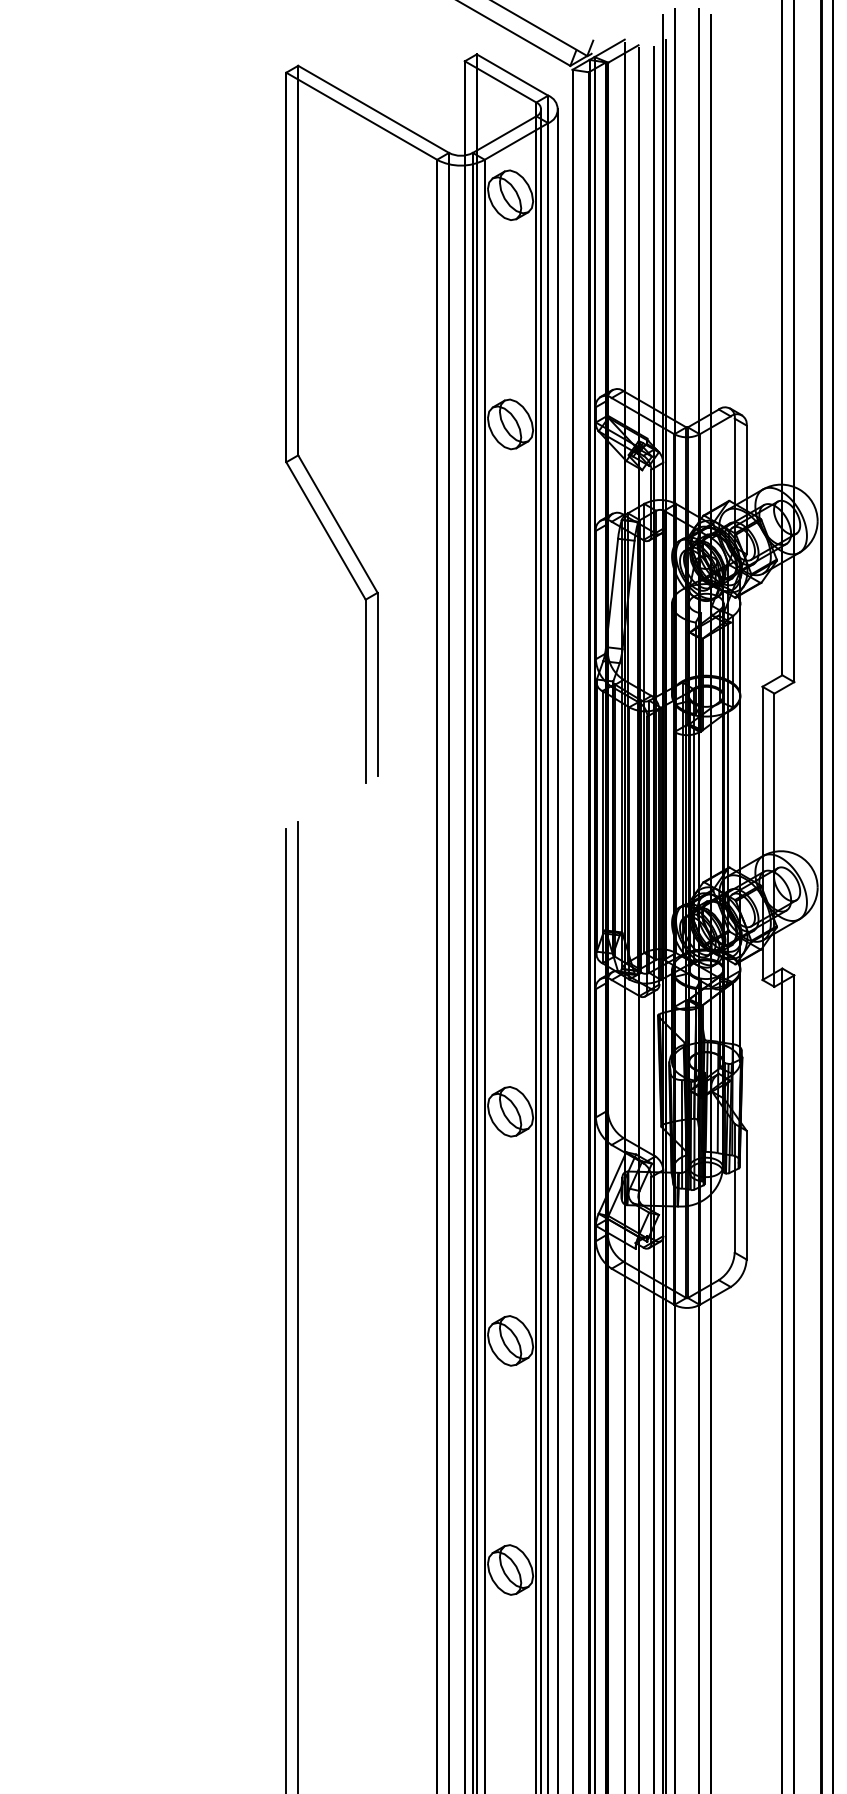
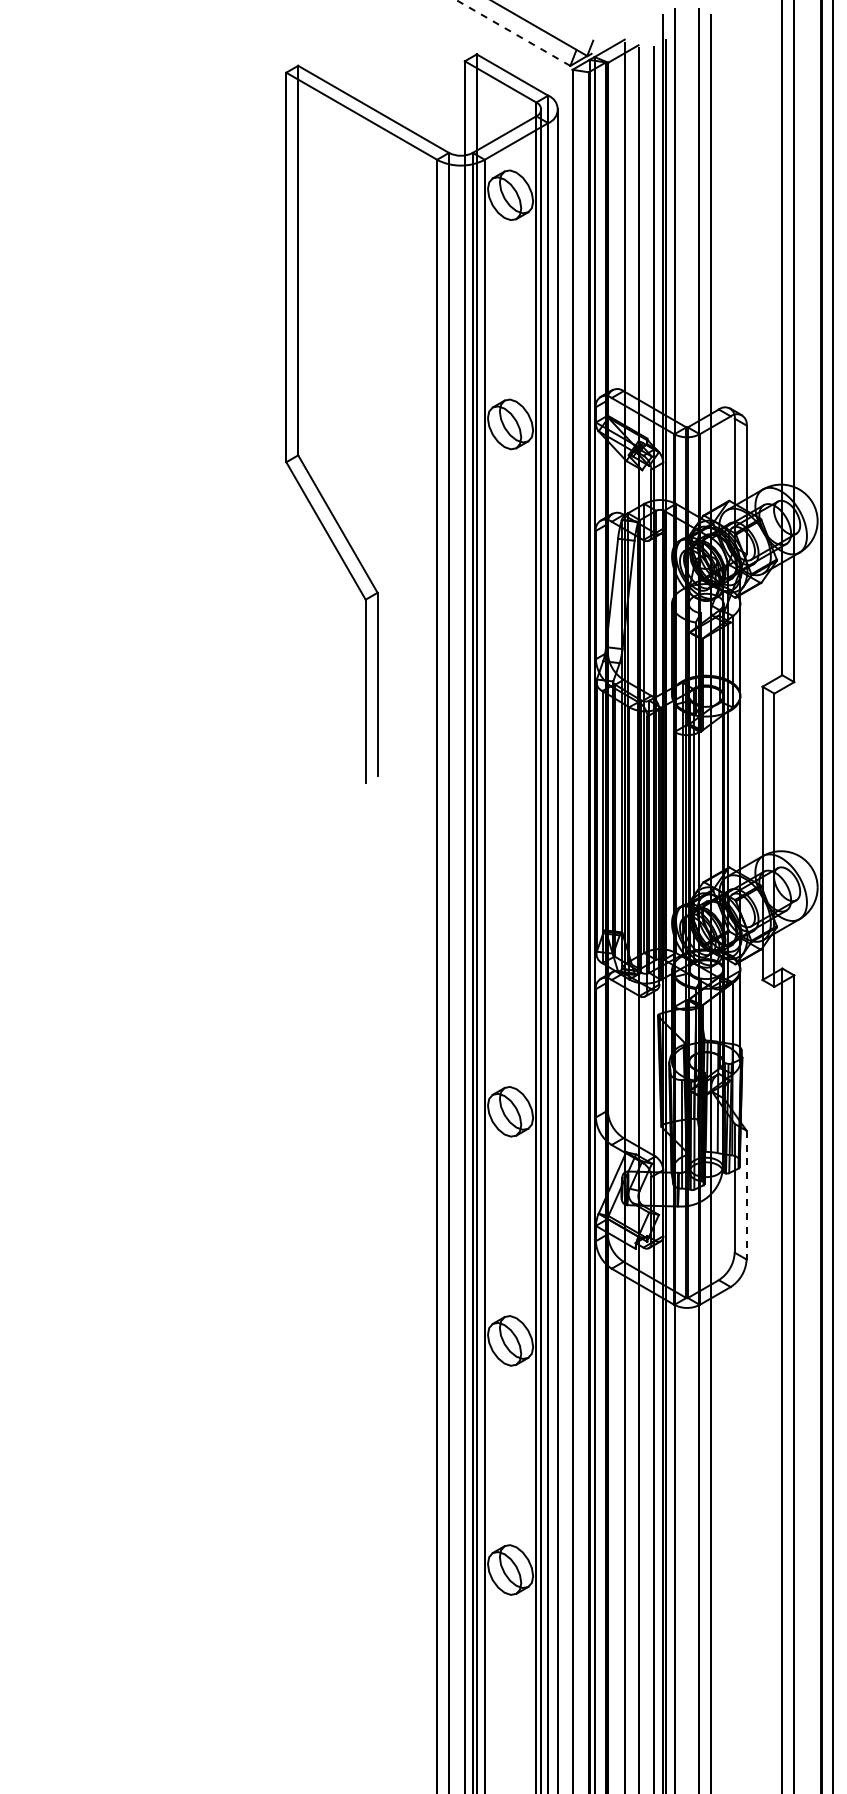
line: solid -> dashed (513, 33)
line: solid -> dashed (746, 1195)
line: present -> none (298, 1305)
line: present -> none (286, 1309)
